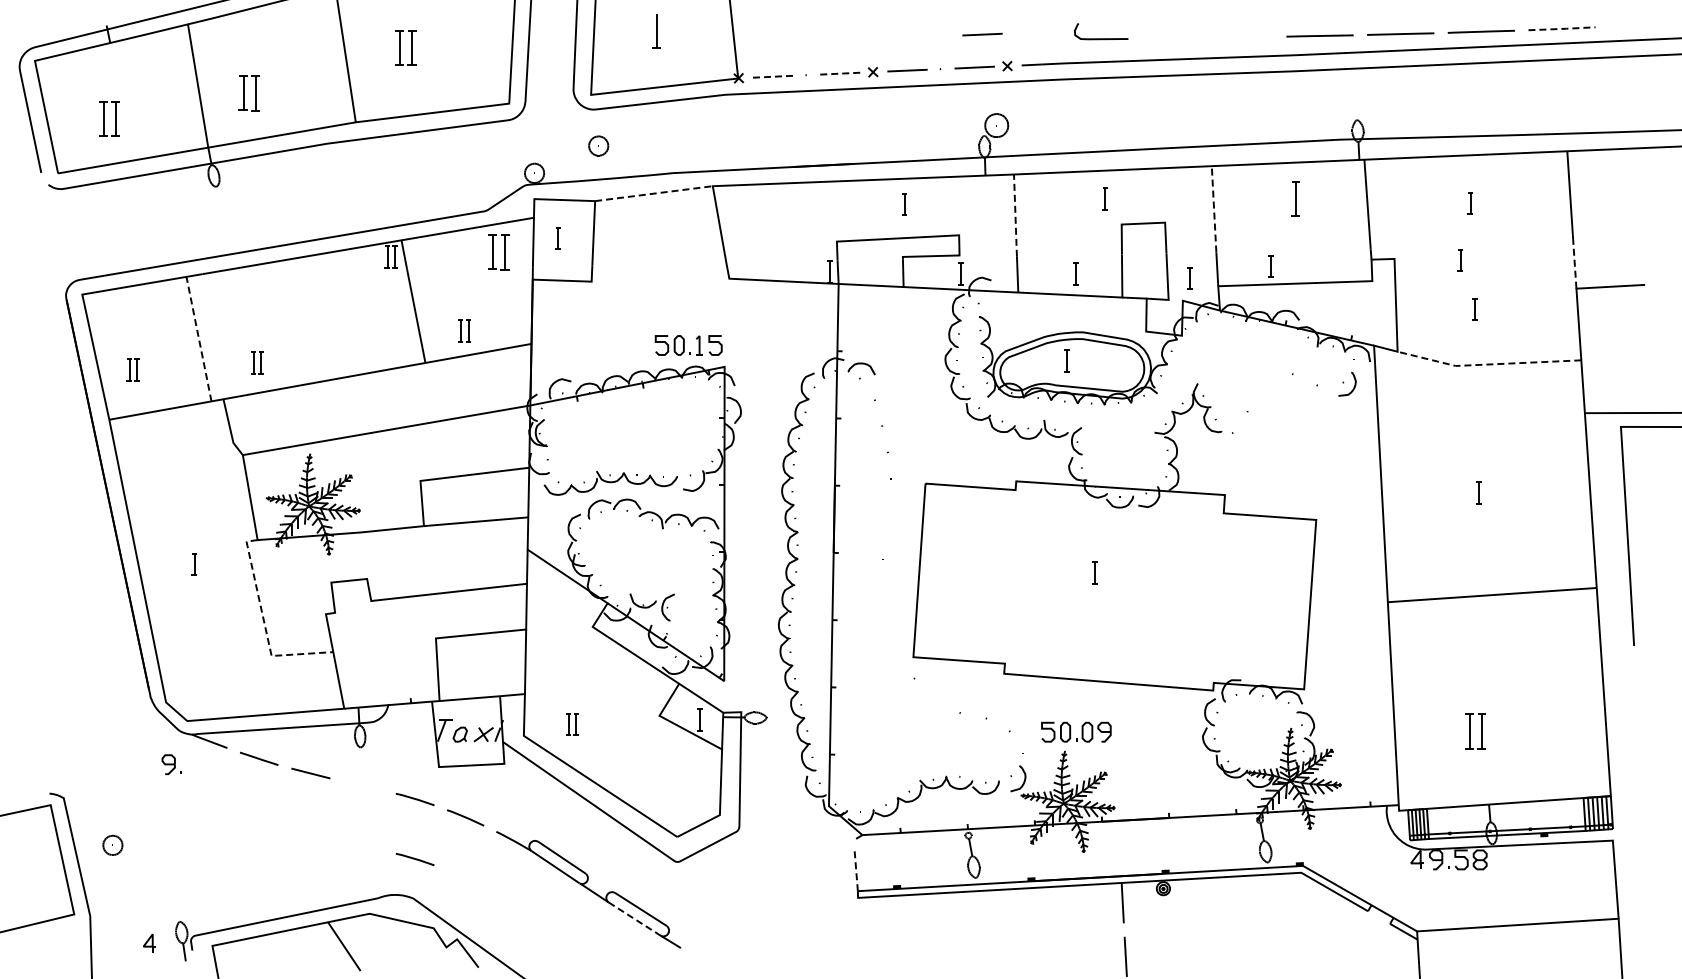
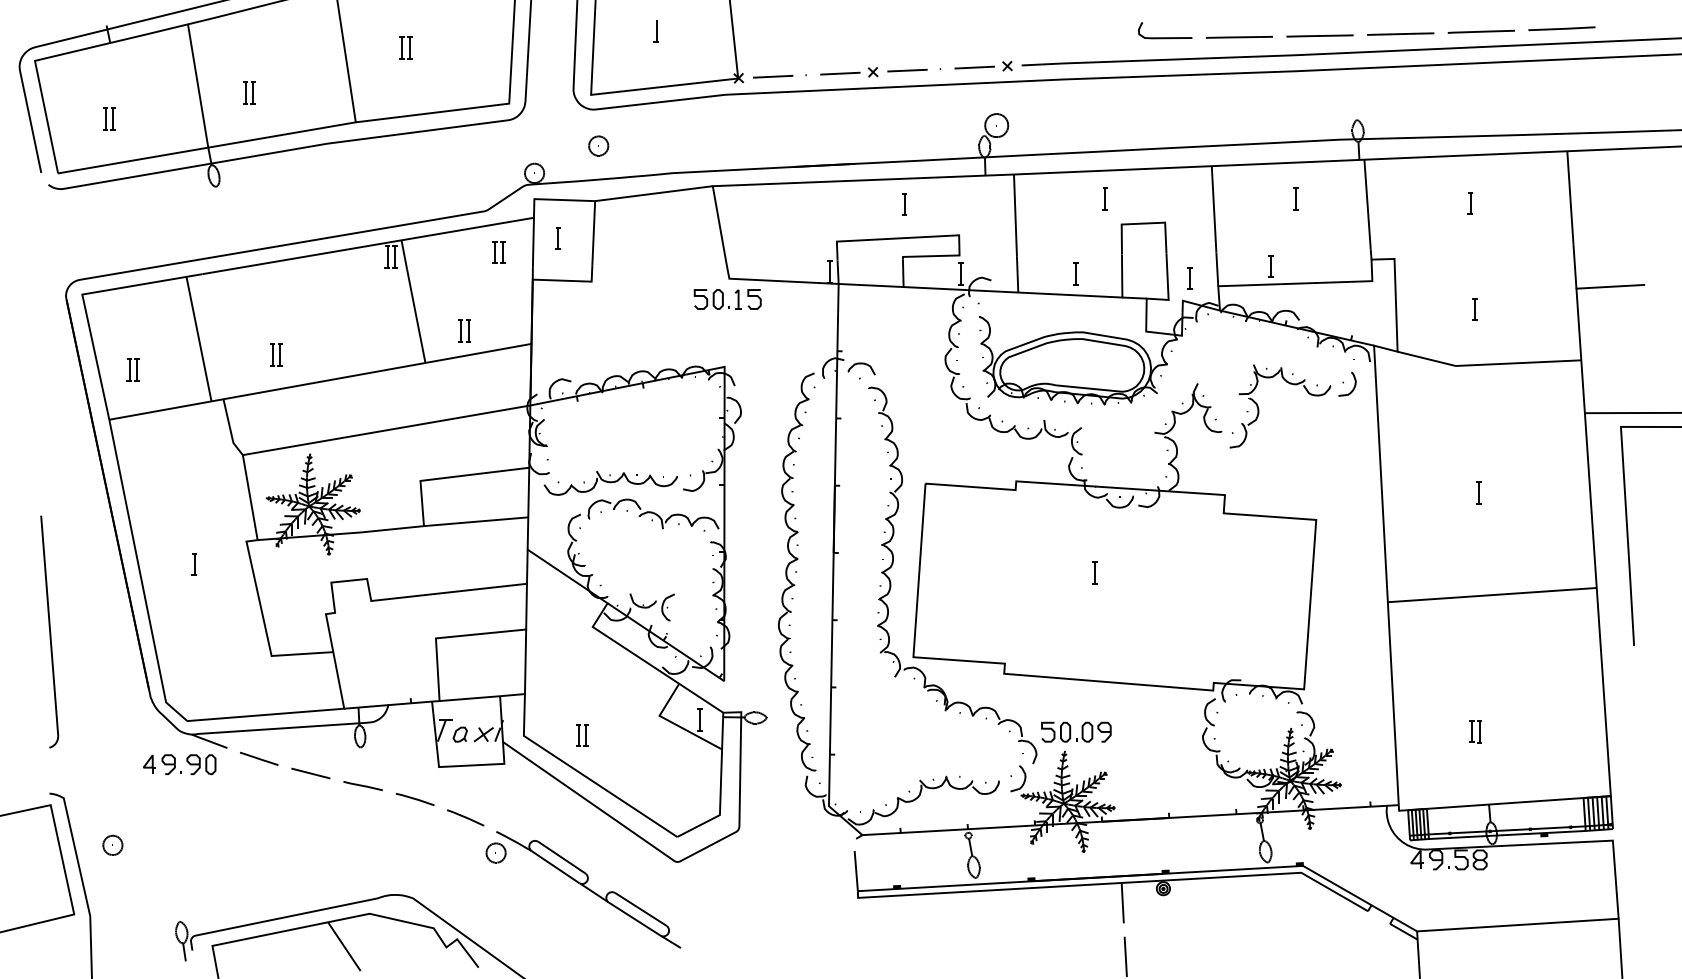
line: dashed -> solid (1562, 28)
part size: 9x35 px -> 6x23 px (655, 31)
line: present -> none (982, 34)
line: none -> present (1238, 36)
curve position: (1101, 38) -> (1165, 37) (1165, 37)
part size: 22x36 px -> 14x24 px (405, 47)
line: dashed -> solid (840, 73)
line: dashed -> solid (773, 76)
part size: 22x37 px -> 13x24 px (249, 92)
part size: 21x36 px -> 13x24 px (109, 118)
line: dashed -> solid (654, 193)
part size: 9x36 px -> 6x24 px (1295, 198)
line: dashed -> solid (1214, 208)
line: dashed -> solid (1015, 215)
part size: 22x37 px -> 14x23 px (498, 252)
part: present -> none (1459, 260)
line: dashed -> solid (1574, 266)
line: dashed -> solid (199, 339)
part position: (688, 345) -> (727, 299) (727, 299)
part: present -> none (1066, 360)
part position: (257, 362) -> (276, 354) (276, 354)
line: dashed -> solid (1487, 364)
part: none -> present (1259, 409)
part: none -> present (893, 564)
line: dashed -> solid (264, 623)
curve: none -> present (49, 631)
part position: (572, 724) -> (582, 735) (582, 735)
part size: 21x37 px -> 13x24 px (1475, 731)
part: none -> present (201, 764)
line: none -> present (362, 786)
part: none -> present (495, 852)
line: present -> none (414, 858)
line: dashed -> solid (856, 870)
line: dashed -> solid (634, 919)
part position: (149, 942) -> (149, 763) (149, 763)
